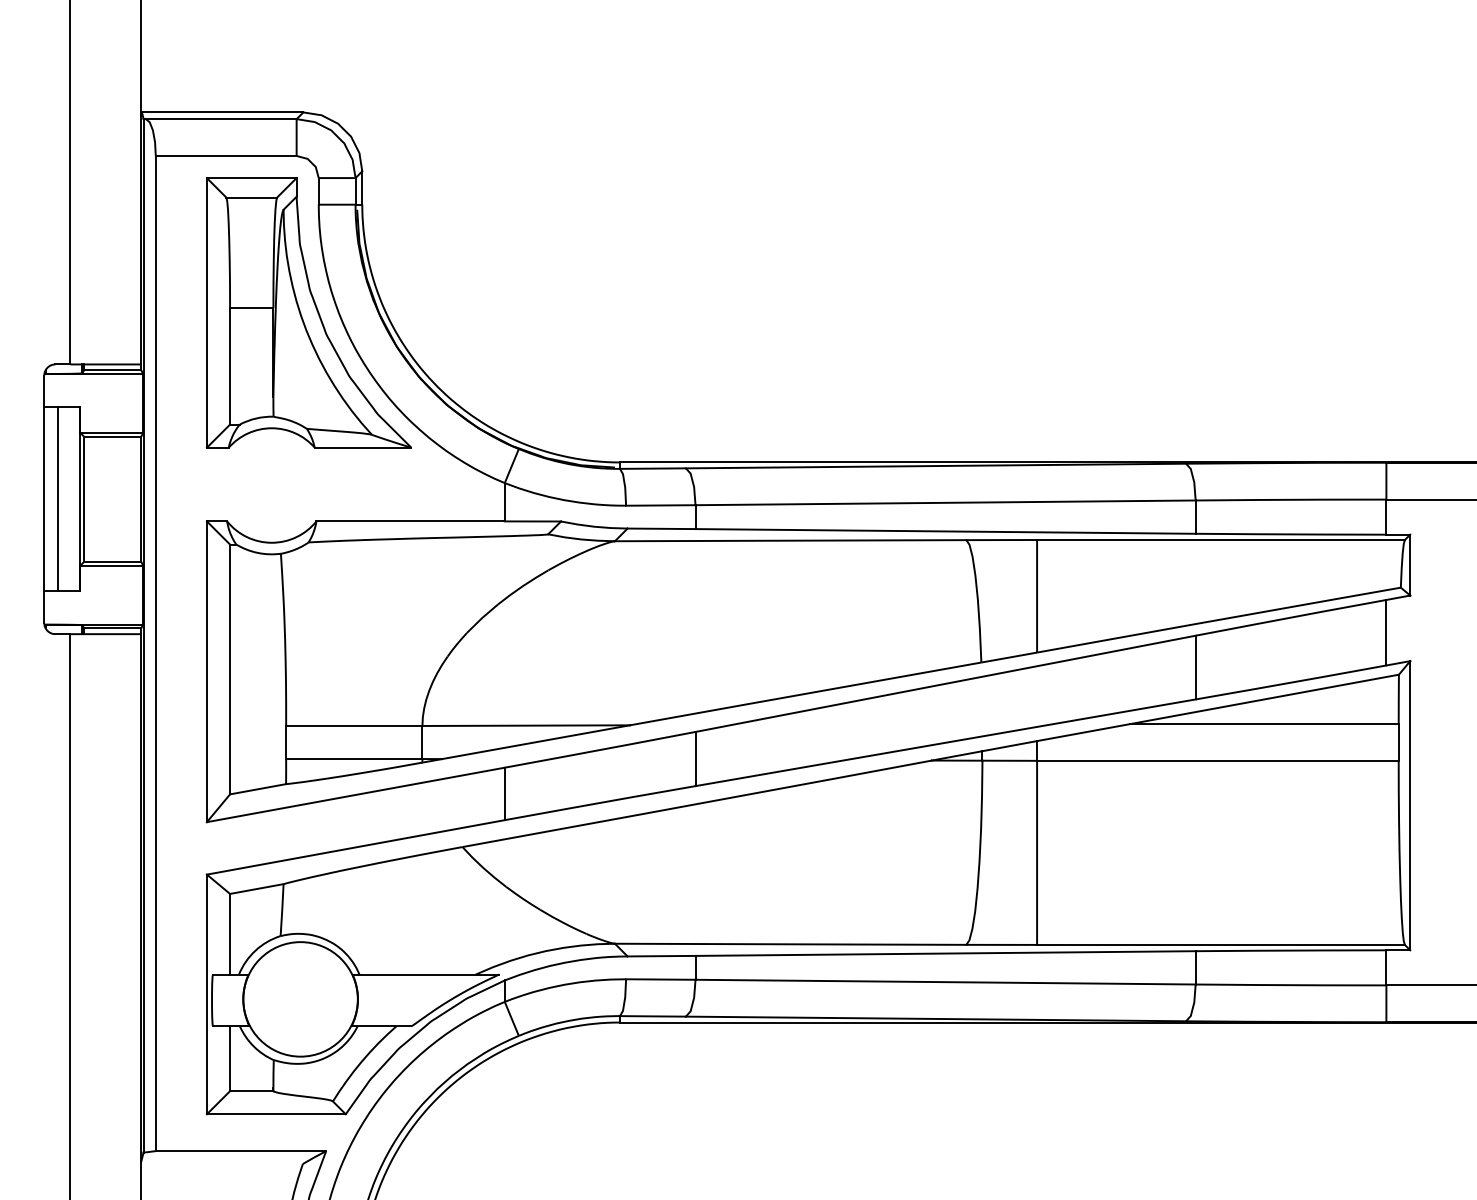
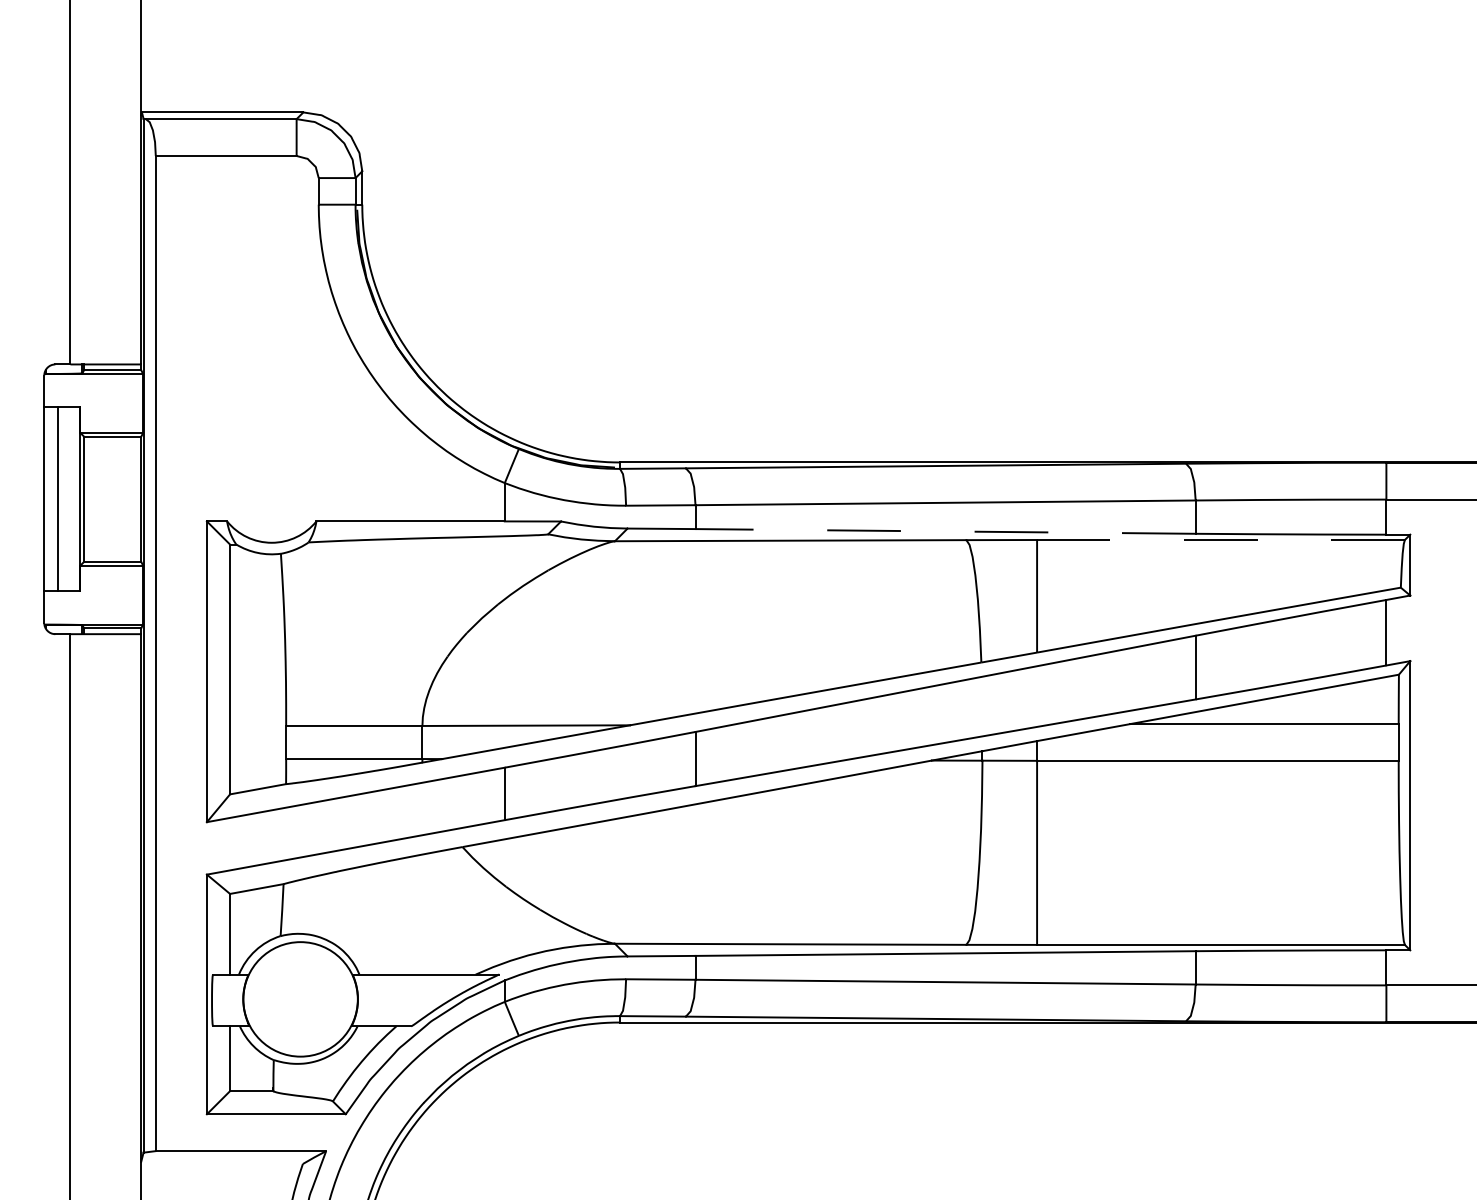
part: present -> none (308, 312)
line: solid -> dashed (945, 531)
line: solid -> dashed (1220, 539)
